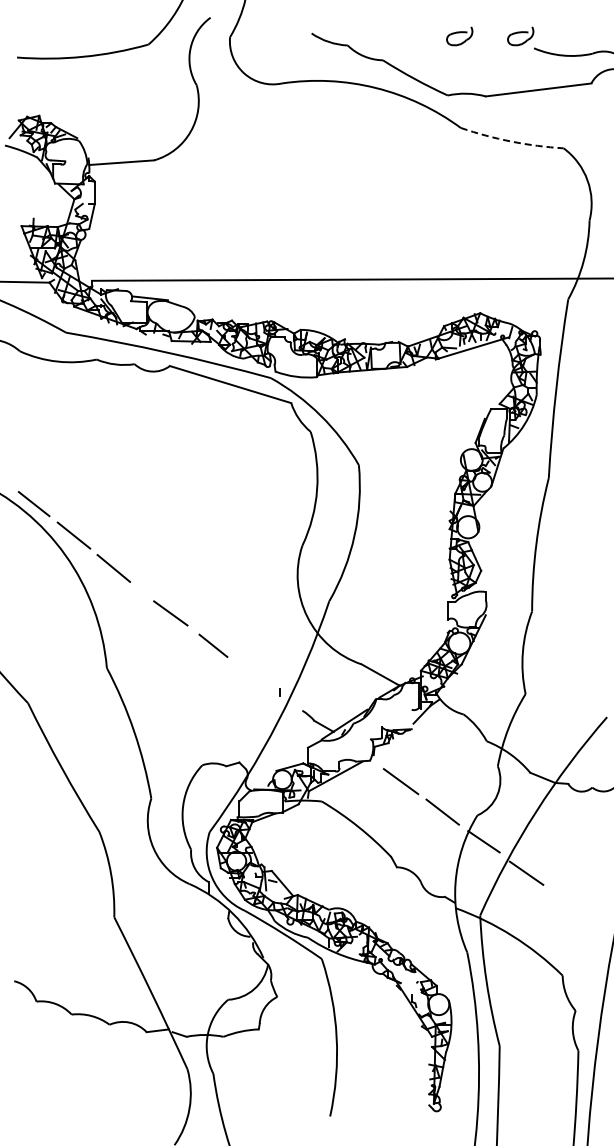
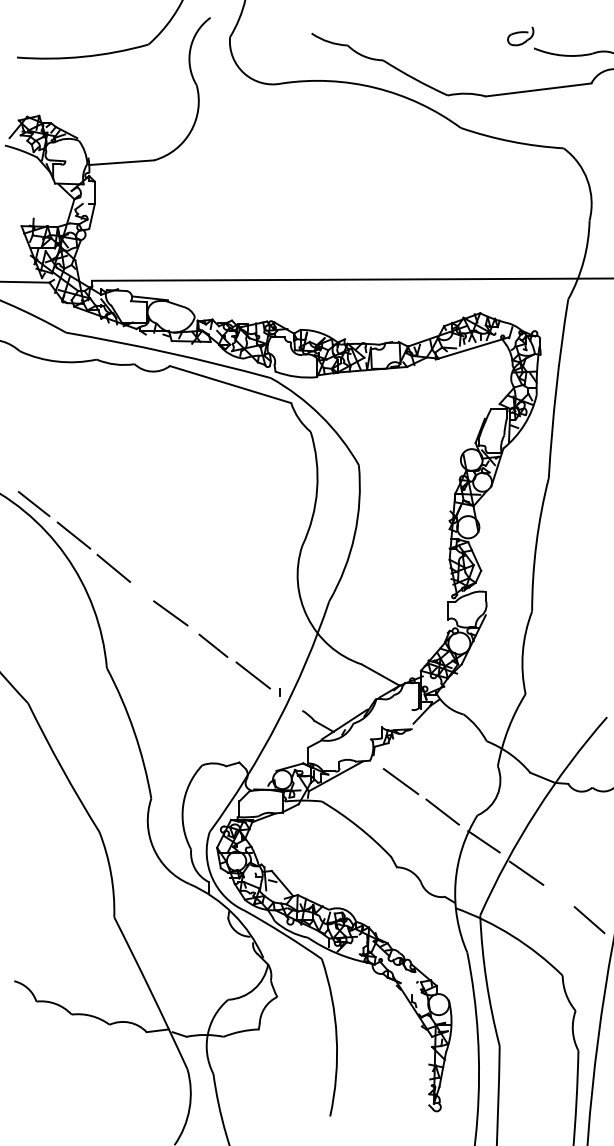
part: present -> none (459, 36)
arc: dashed -> solid (511, 141)
line: none -> present (252, 675)
line: none -> present (589, 920)
